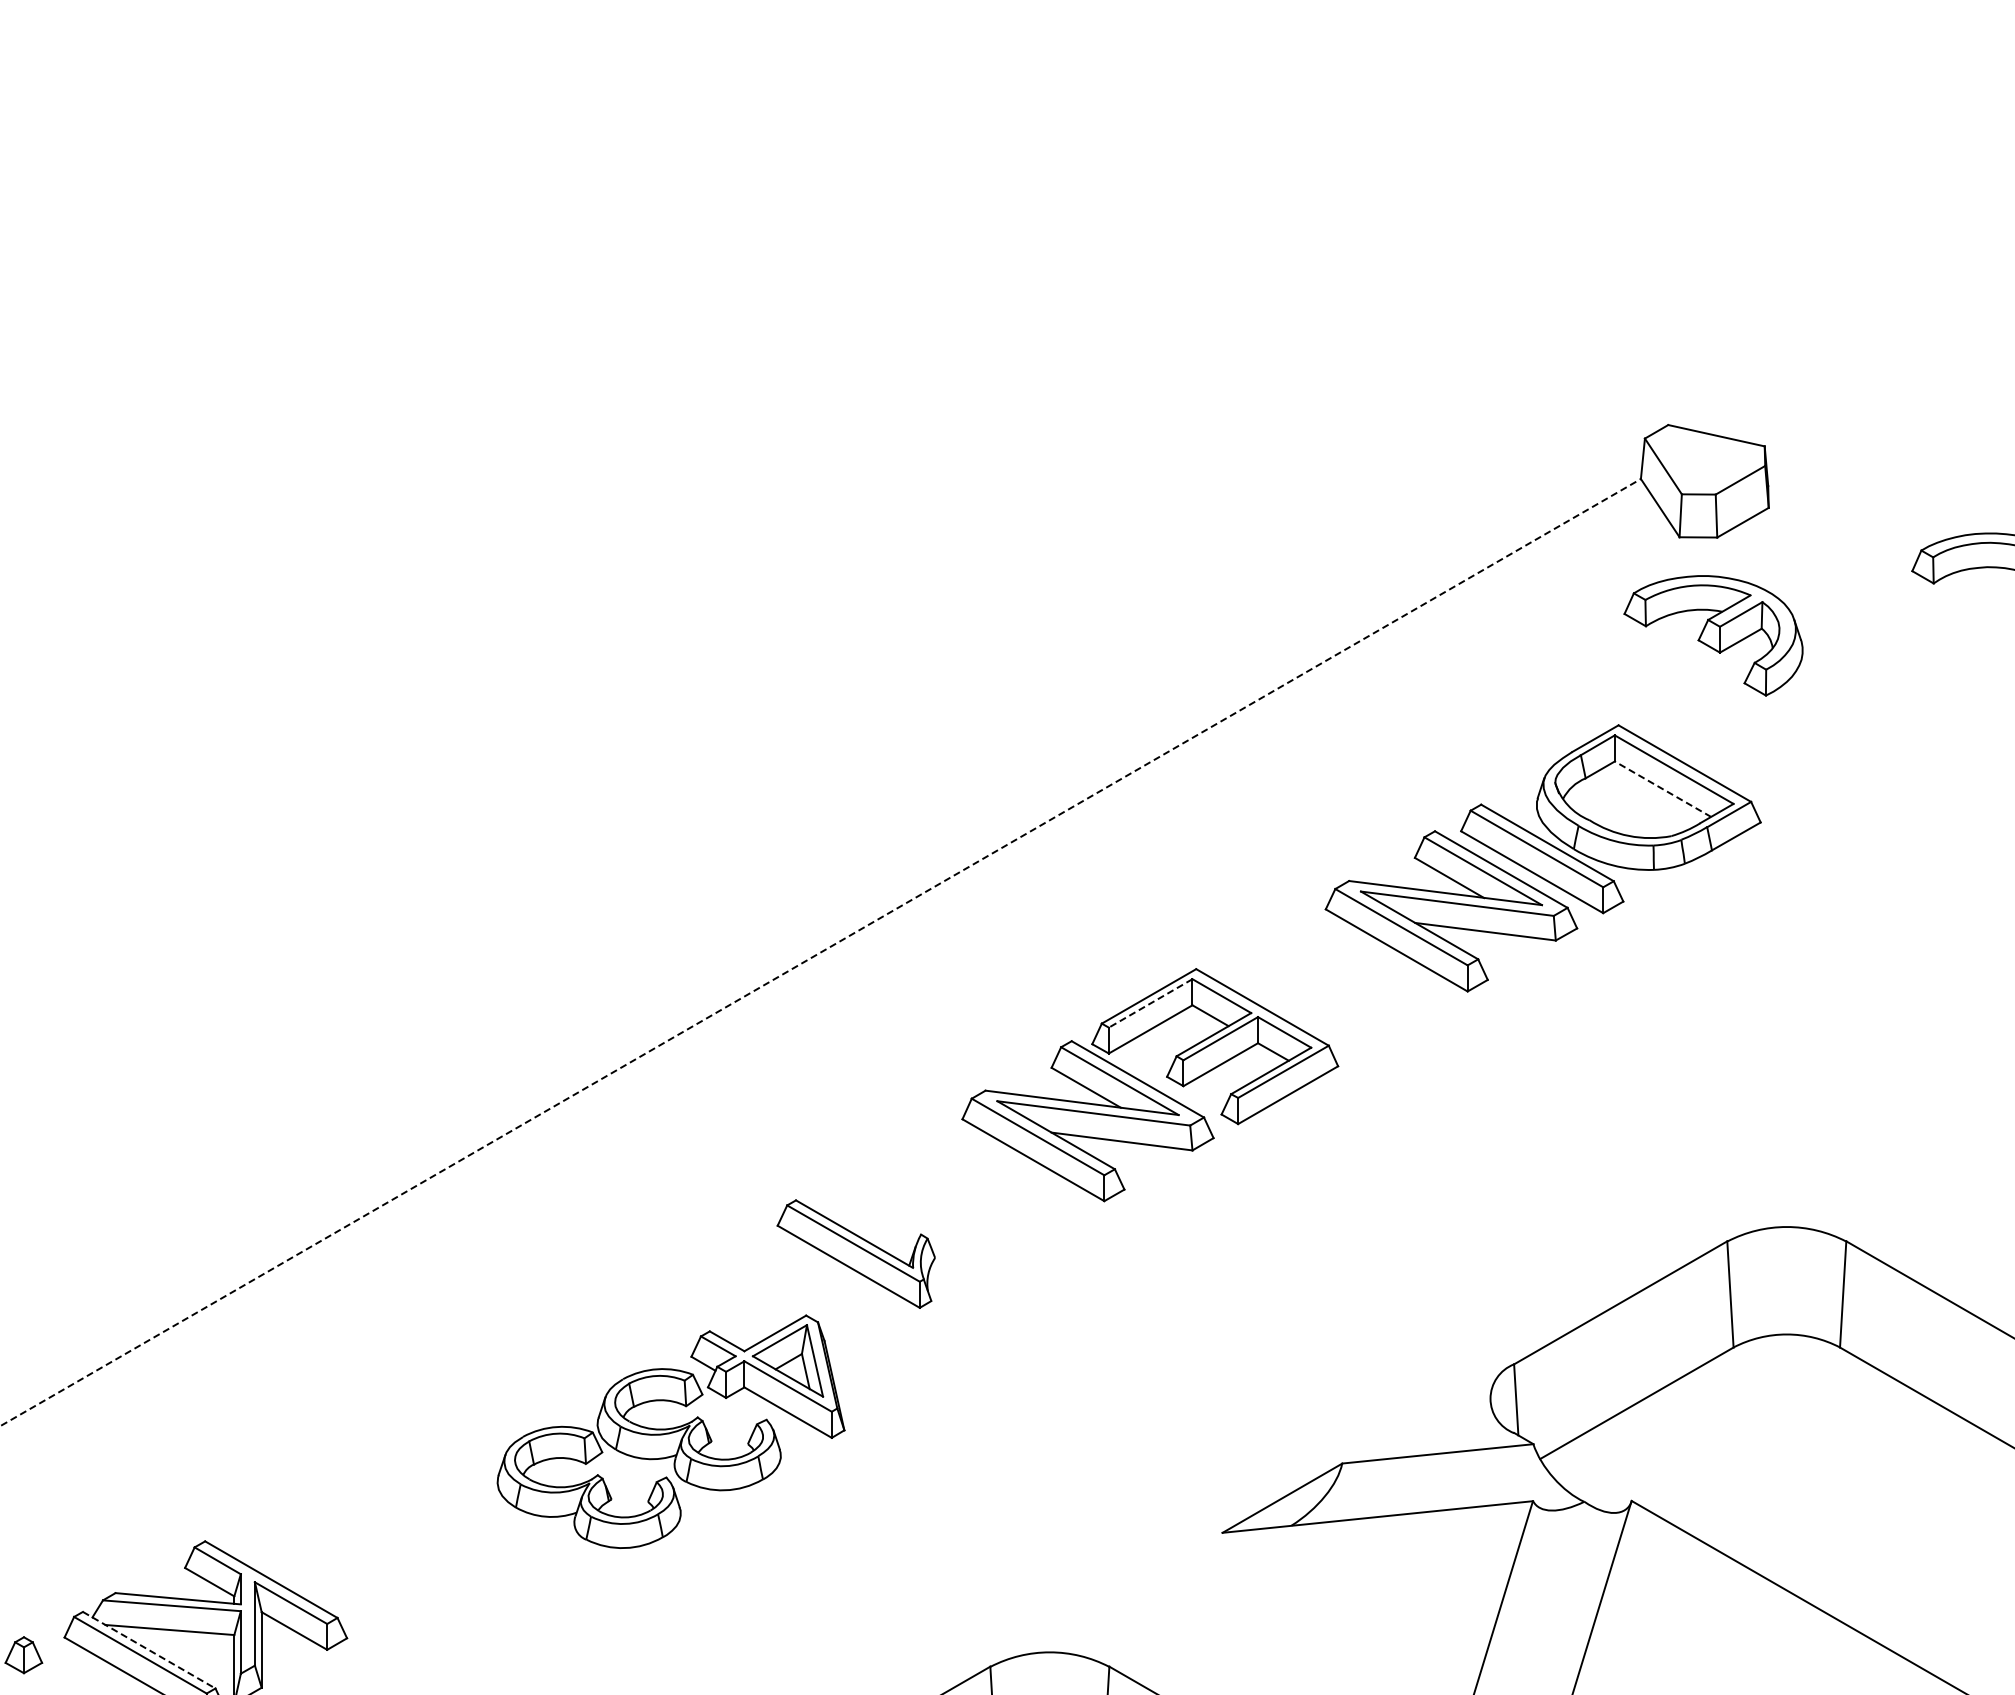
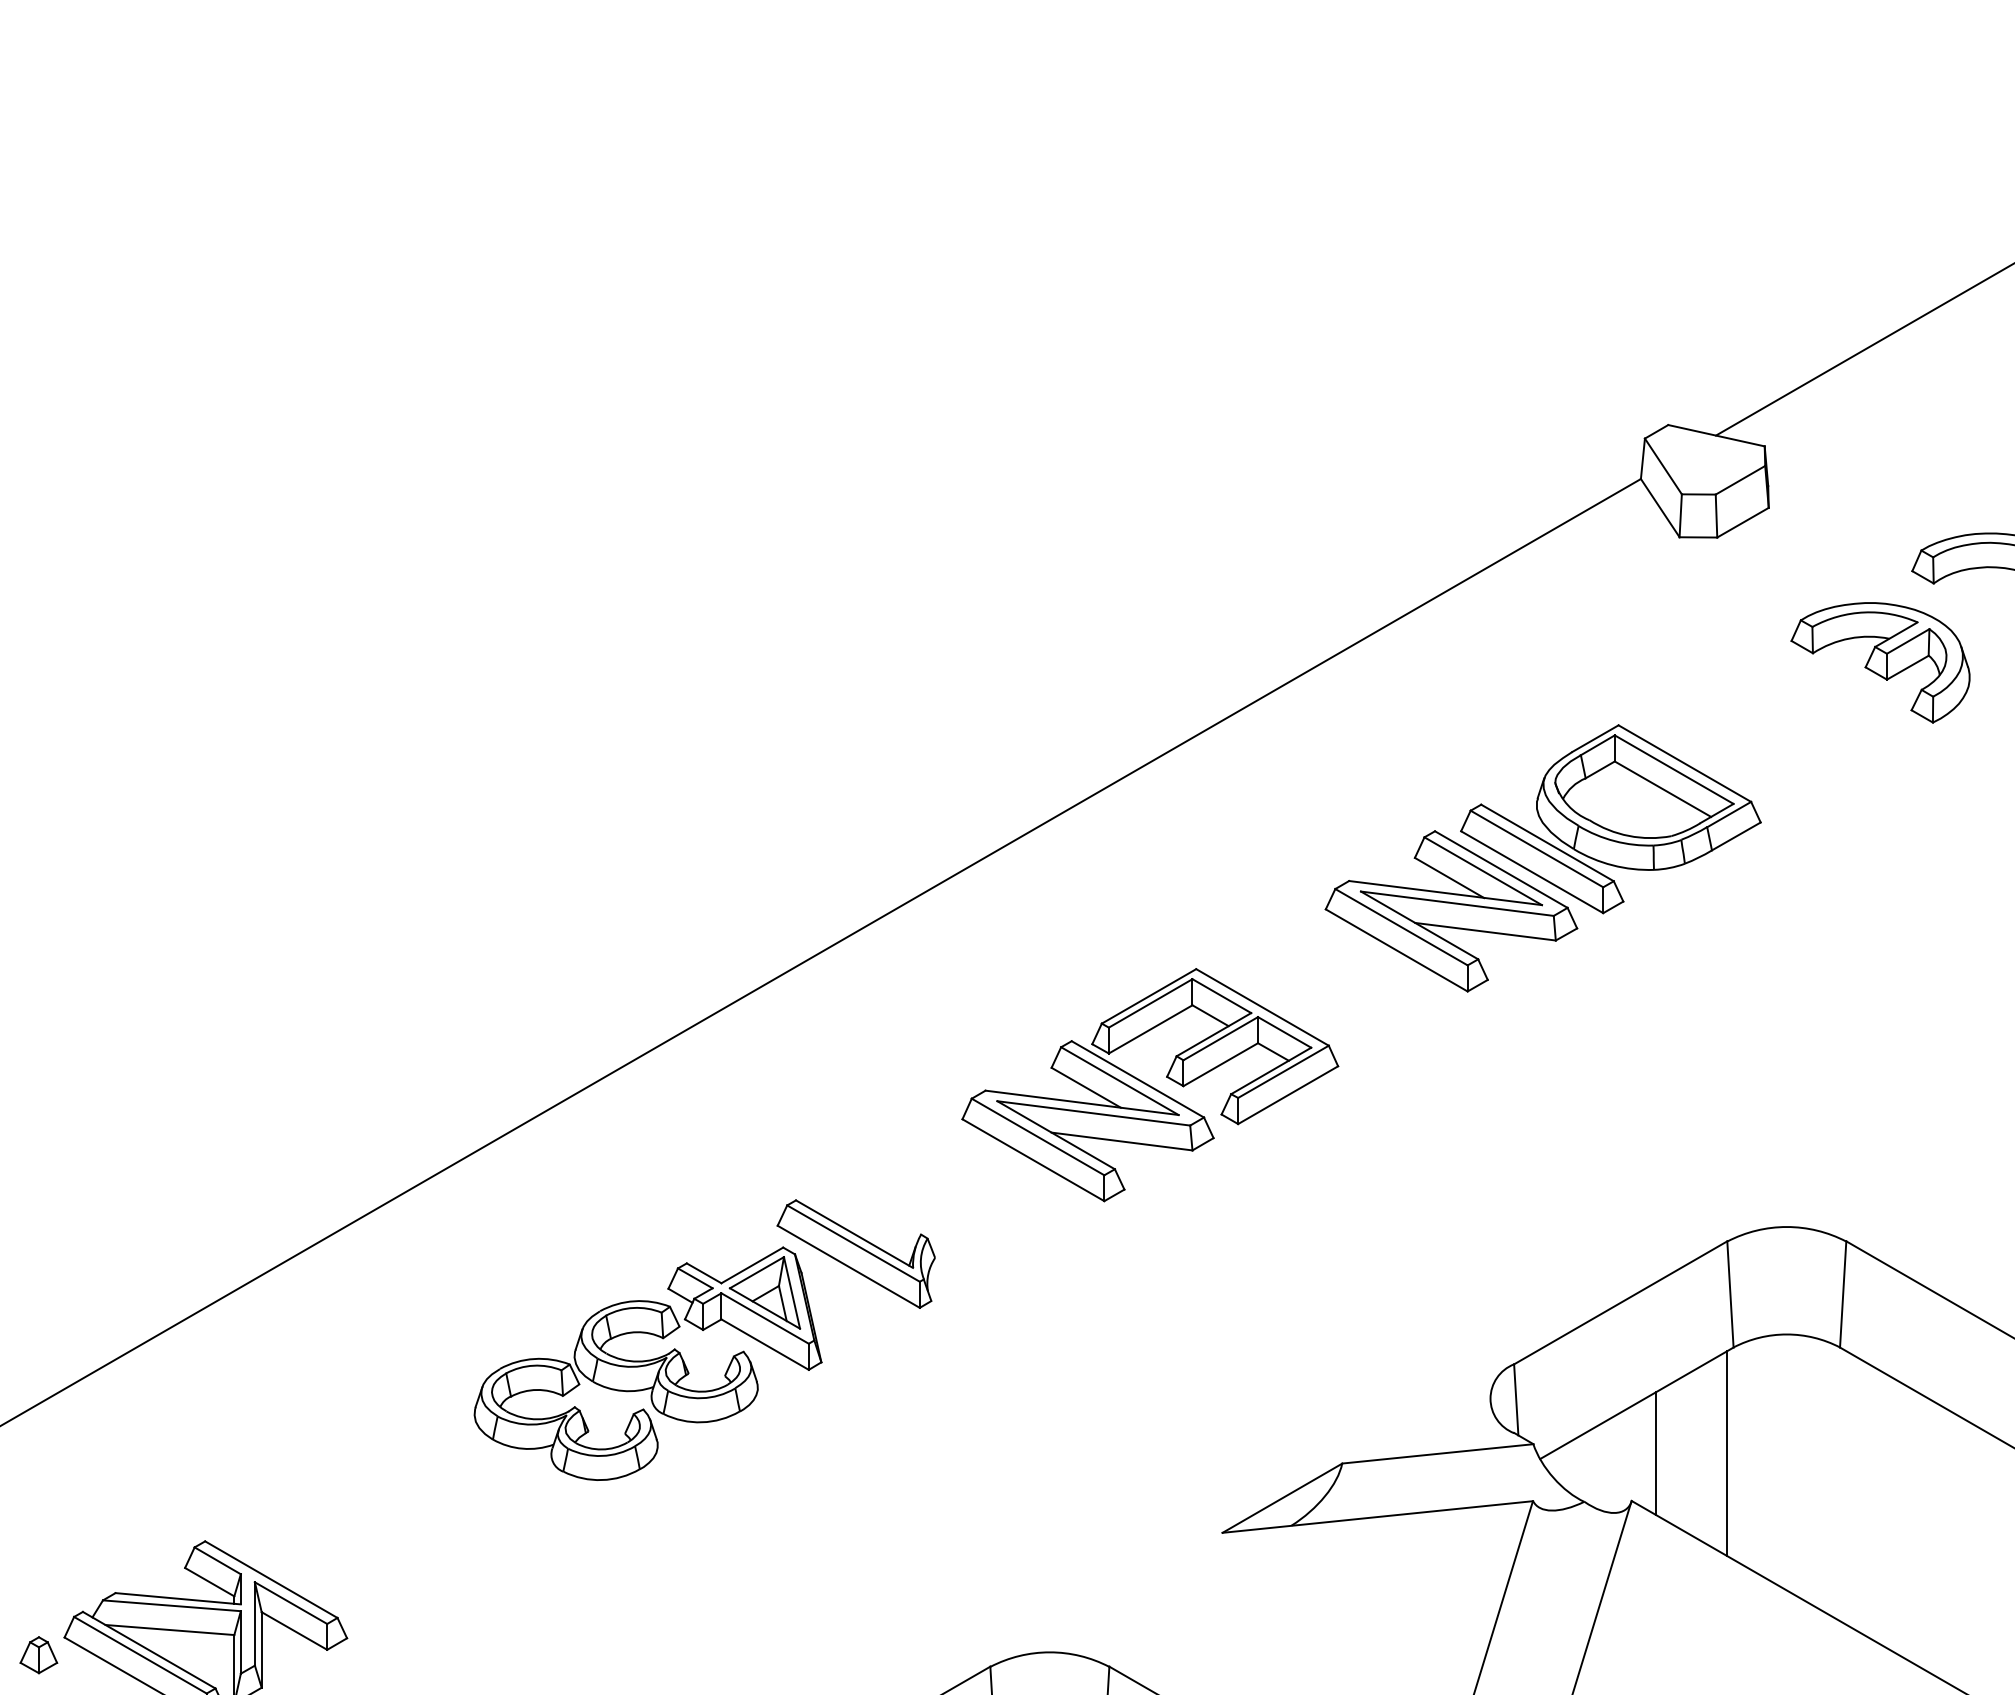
line: none -> present (1863, 350)
part position: (1713, 635) -> (1880, 662) (1880, 662)
line: dashed -> solid (1663, 789)
line: dashed -> solid (820, 952)
line: dashed -> solid (1150, 1003)
part position: (670, 1431) -> (647, 1363) (647, 1363)
line: none -> present (1656, 1453)
line: none -> present (1727, 1453)
line: dashed -> solid (149, 1650)
part position: (23, 1655) -> (38, 1655) (38, 1655)
